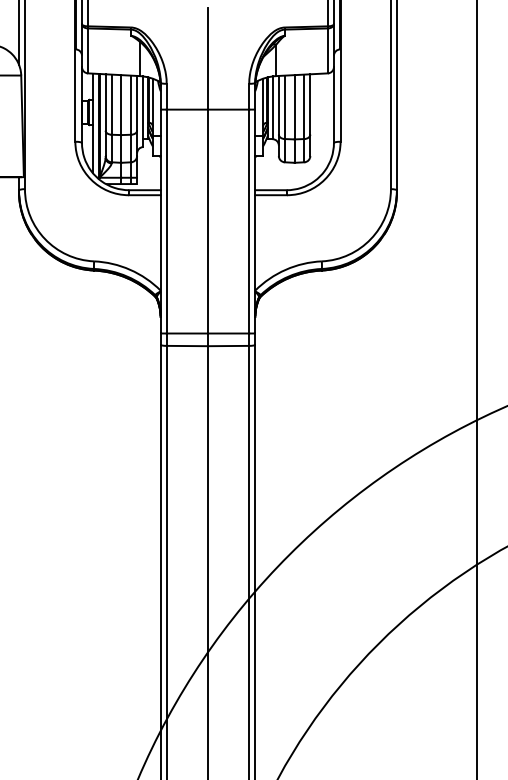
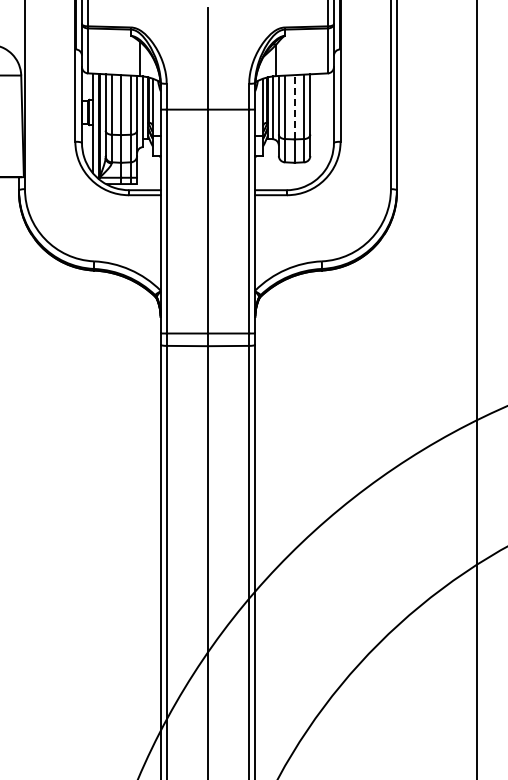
line: present -> none (19, 33)
line: solid -> dashed (294, 106)
